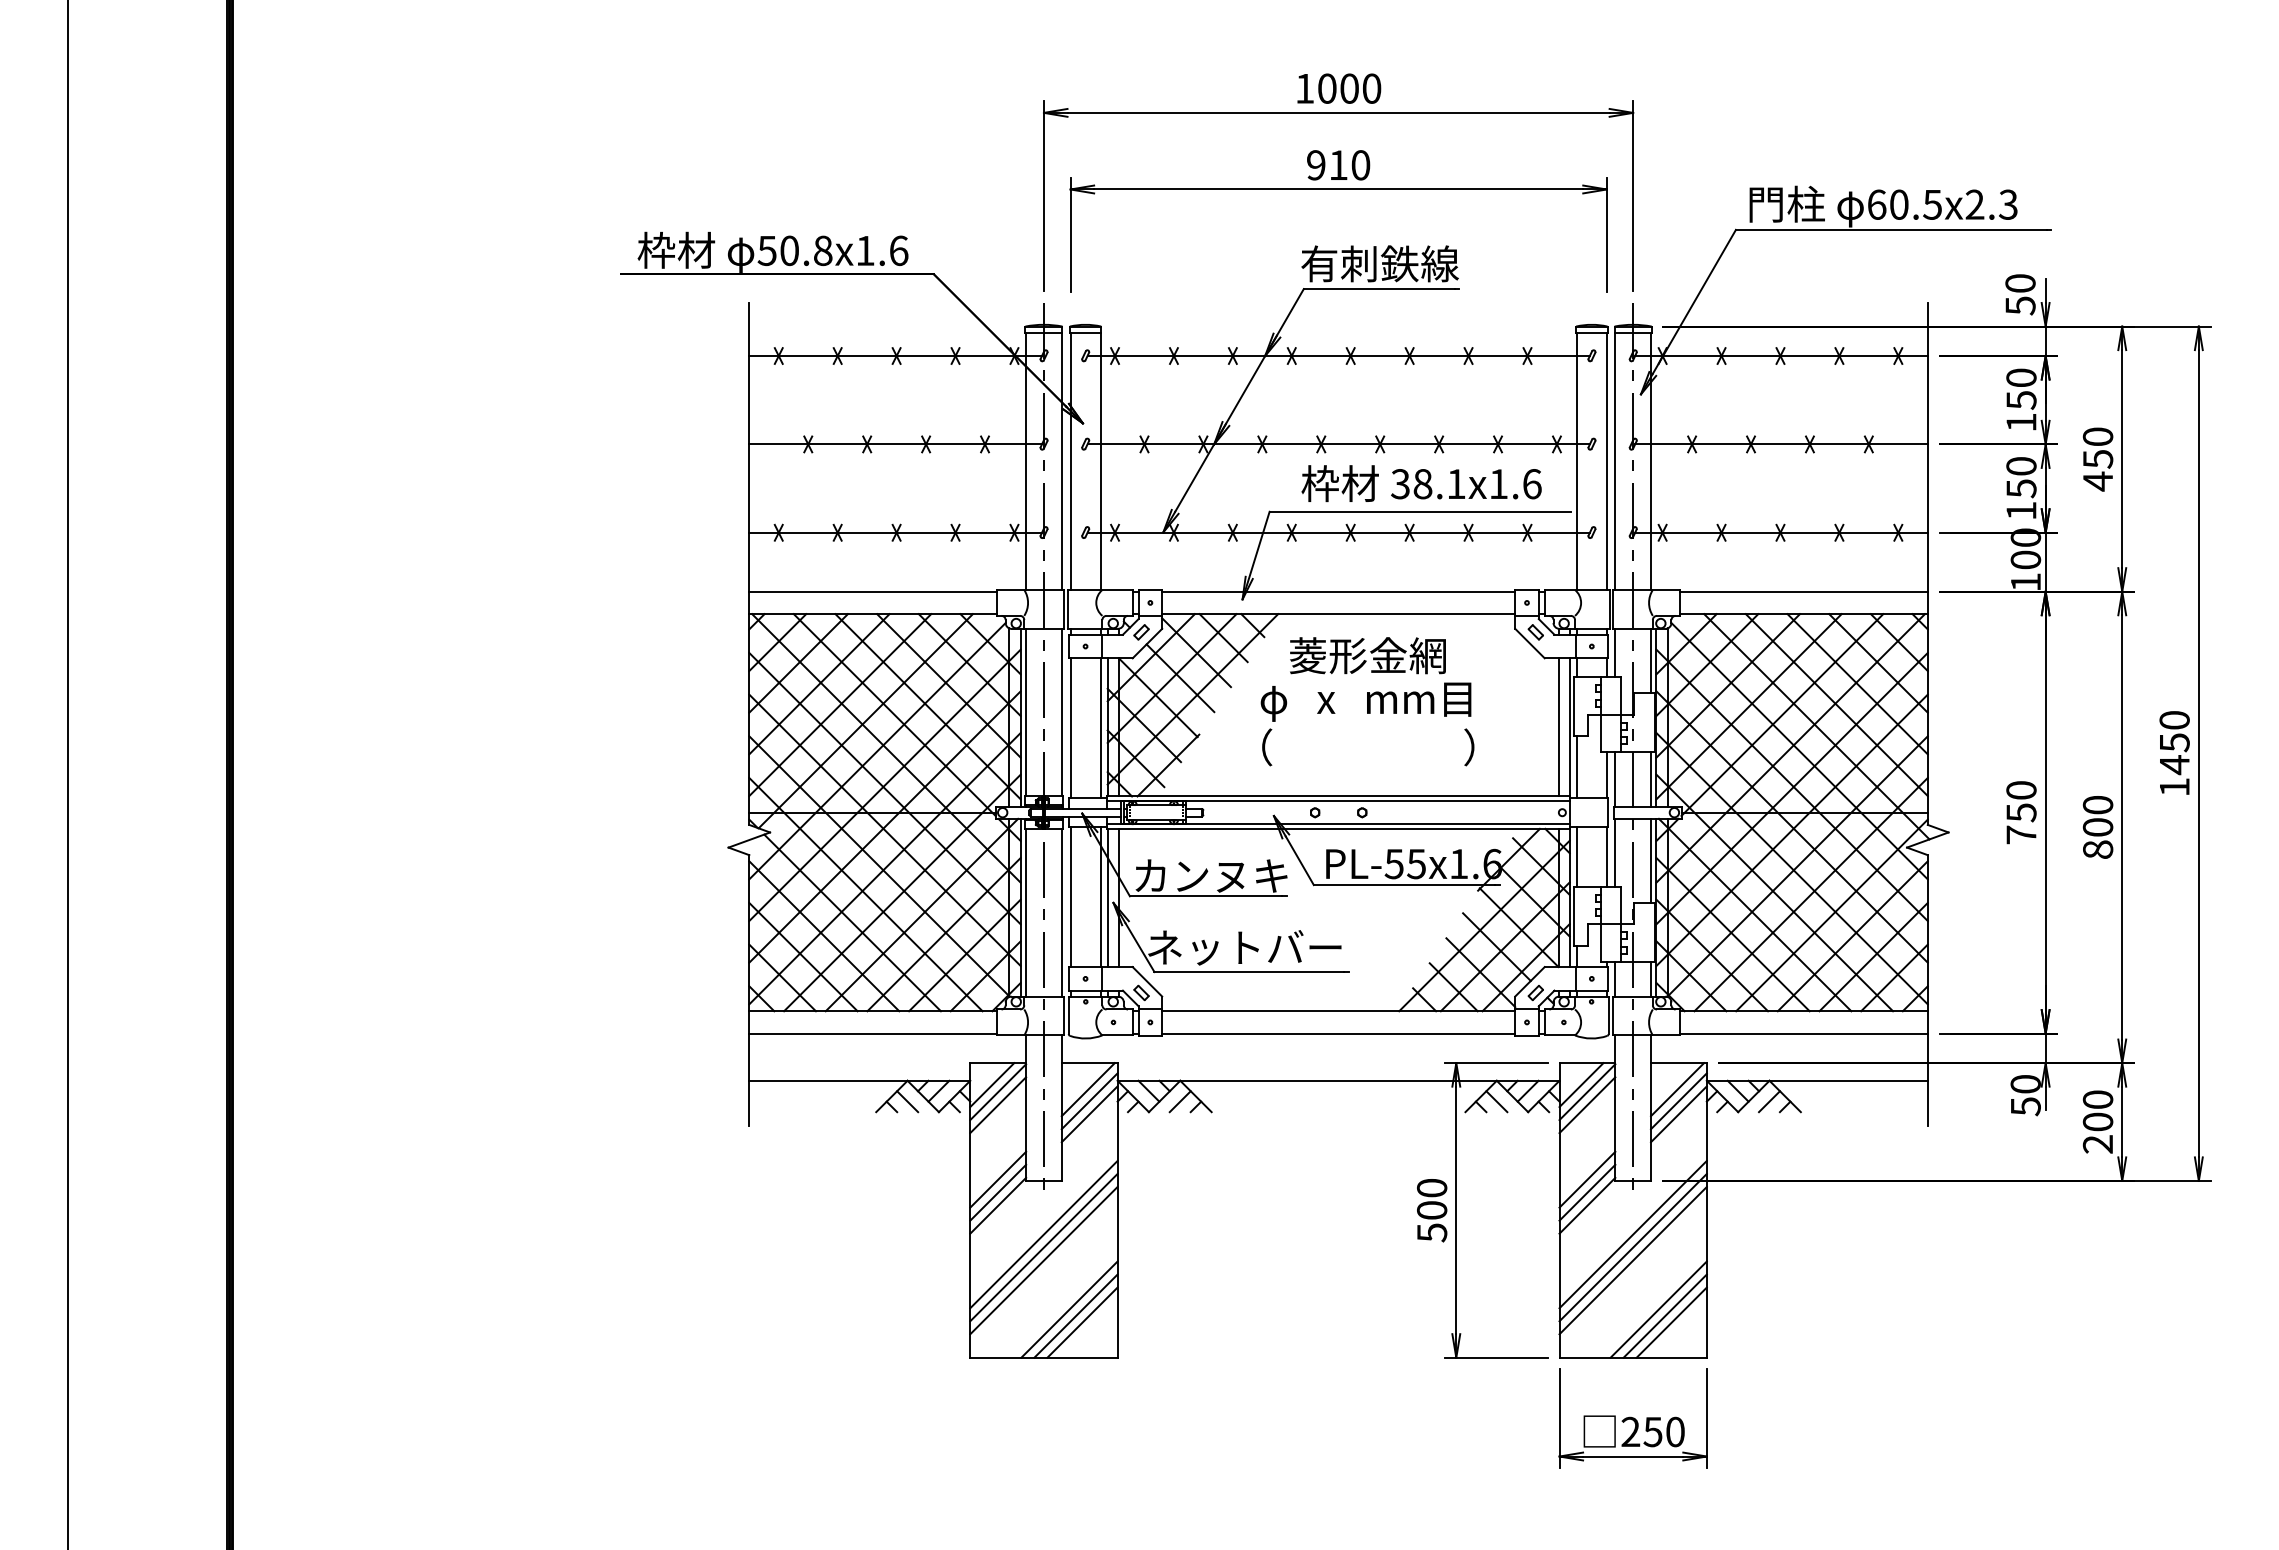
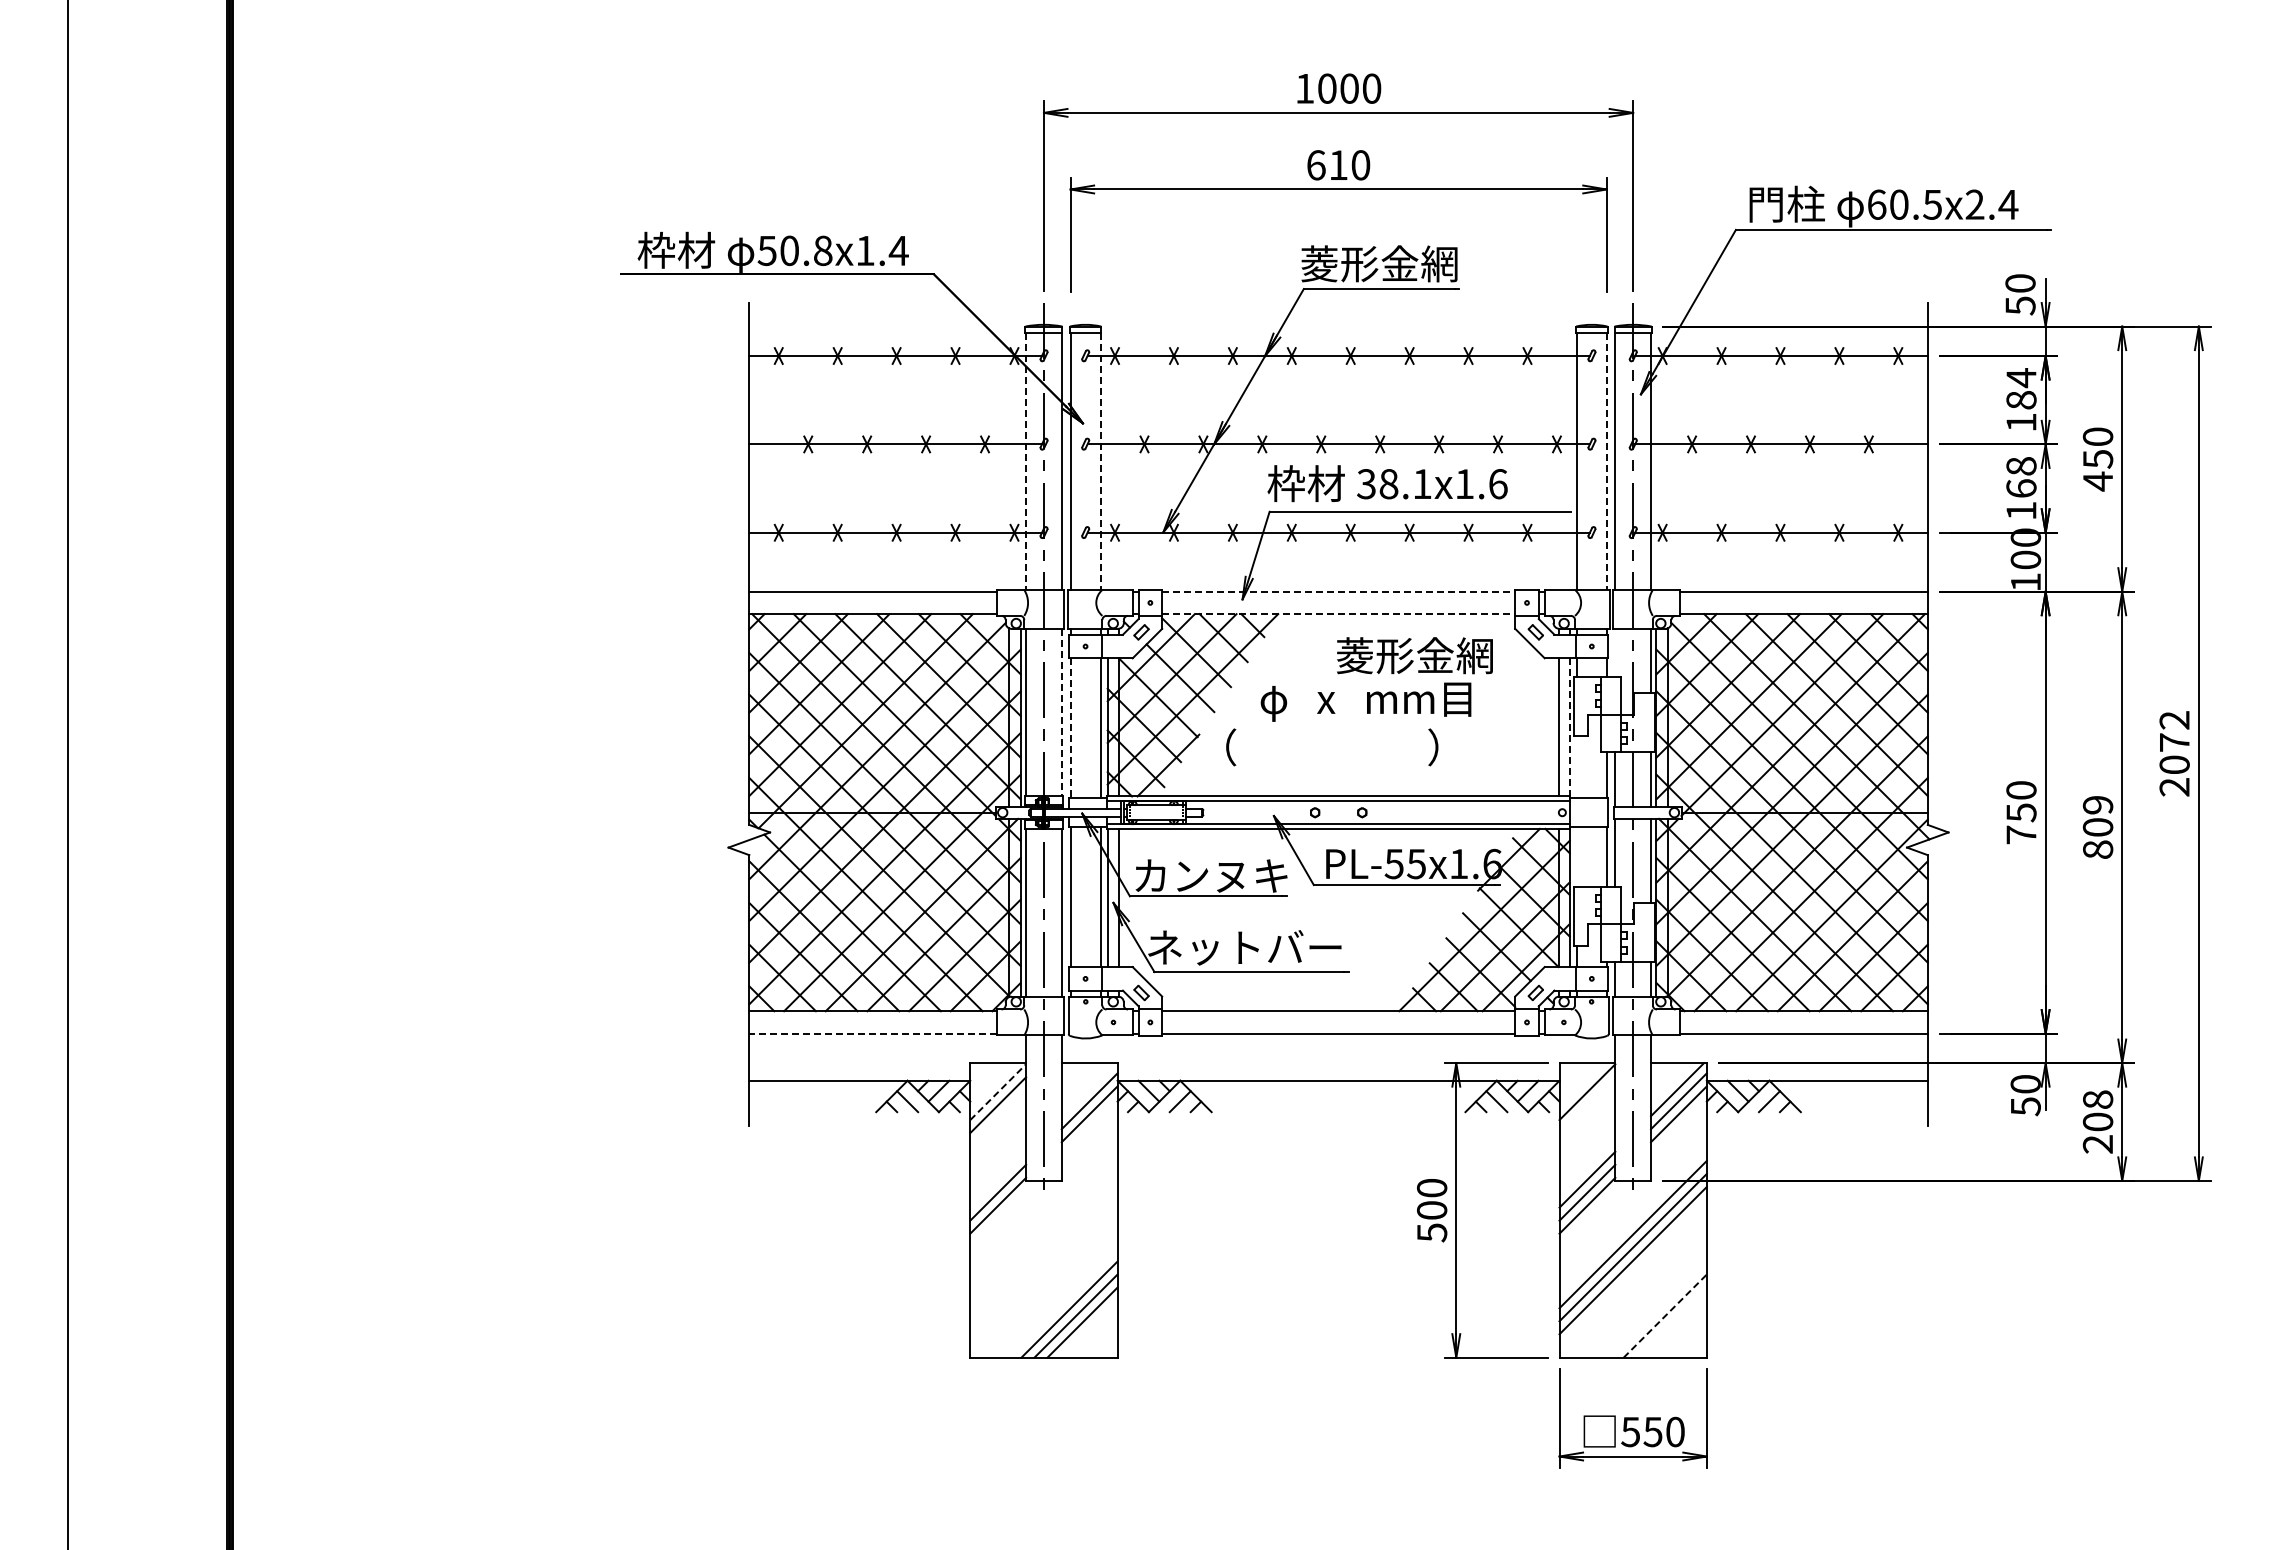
text: 910 -> 610 (1316, 165)
text: 60.5x2.3 -> 60.5x2.4 (2008, 204)
text: 50.8x1.6 -> 50.8x1.4 (898, 250)
text: 有刺鉄線 -> 菱形金網 (1379, 263)
text: 150 -> 184 (2021, 388)
line: solid -> dashed (1026, 462)
line: solid -> dashed (1100, 462)
line: solid -> dashed (1606, 462)
text: 150 -> 168 (2021, 477)
text position: (1421, 483) -> (1387, 483) (1387, 483)
line: solid -> dashed (1338, 591)
line: solid -> dashed (1338, 614)
line: present -> none (1615, 652)
text position: (1367, 655) -> (1414, 655) (1414, 655)
line: solid -> dashed (1061, 712)
line: solid -> dashed (1569, 727)
line: solid -> dashed (1070, 728)
text position: (1368, 747) -> (1332, 747) (1332, 747)
text: 1450 -> 2072 (2174, 753)
line: present -> none (1576, 766)
text: 800 -> 809 (2098, 805)
line: present -> none (1576, 857)
line: solid -> dashed (873, 1033)
line: present -> none (992, 1085)
line: present -> none (1581, 1085)
line: present -> none (1087, 1089)
line: solid -> dashed (998, 1091)
text: 200 -> 208 (2098, 1099)
line: present -> none (1587, 1105)
line: present -> none (998, 1179)
line: present -> none (1043, 1234)
line: present -> none (1043, 1247)
line: present -> none (1043, 1260)
line: present -> none (1658, 1309)
line: solid -> dashed (1665, 1316)
line: present -> none (1671, 1322)
text: 250 -> 550 (1630, 1431)
